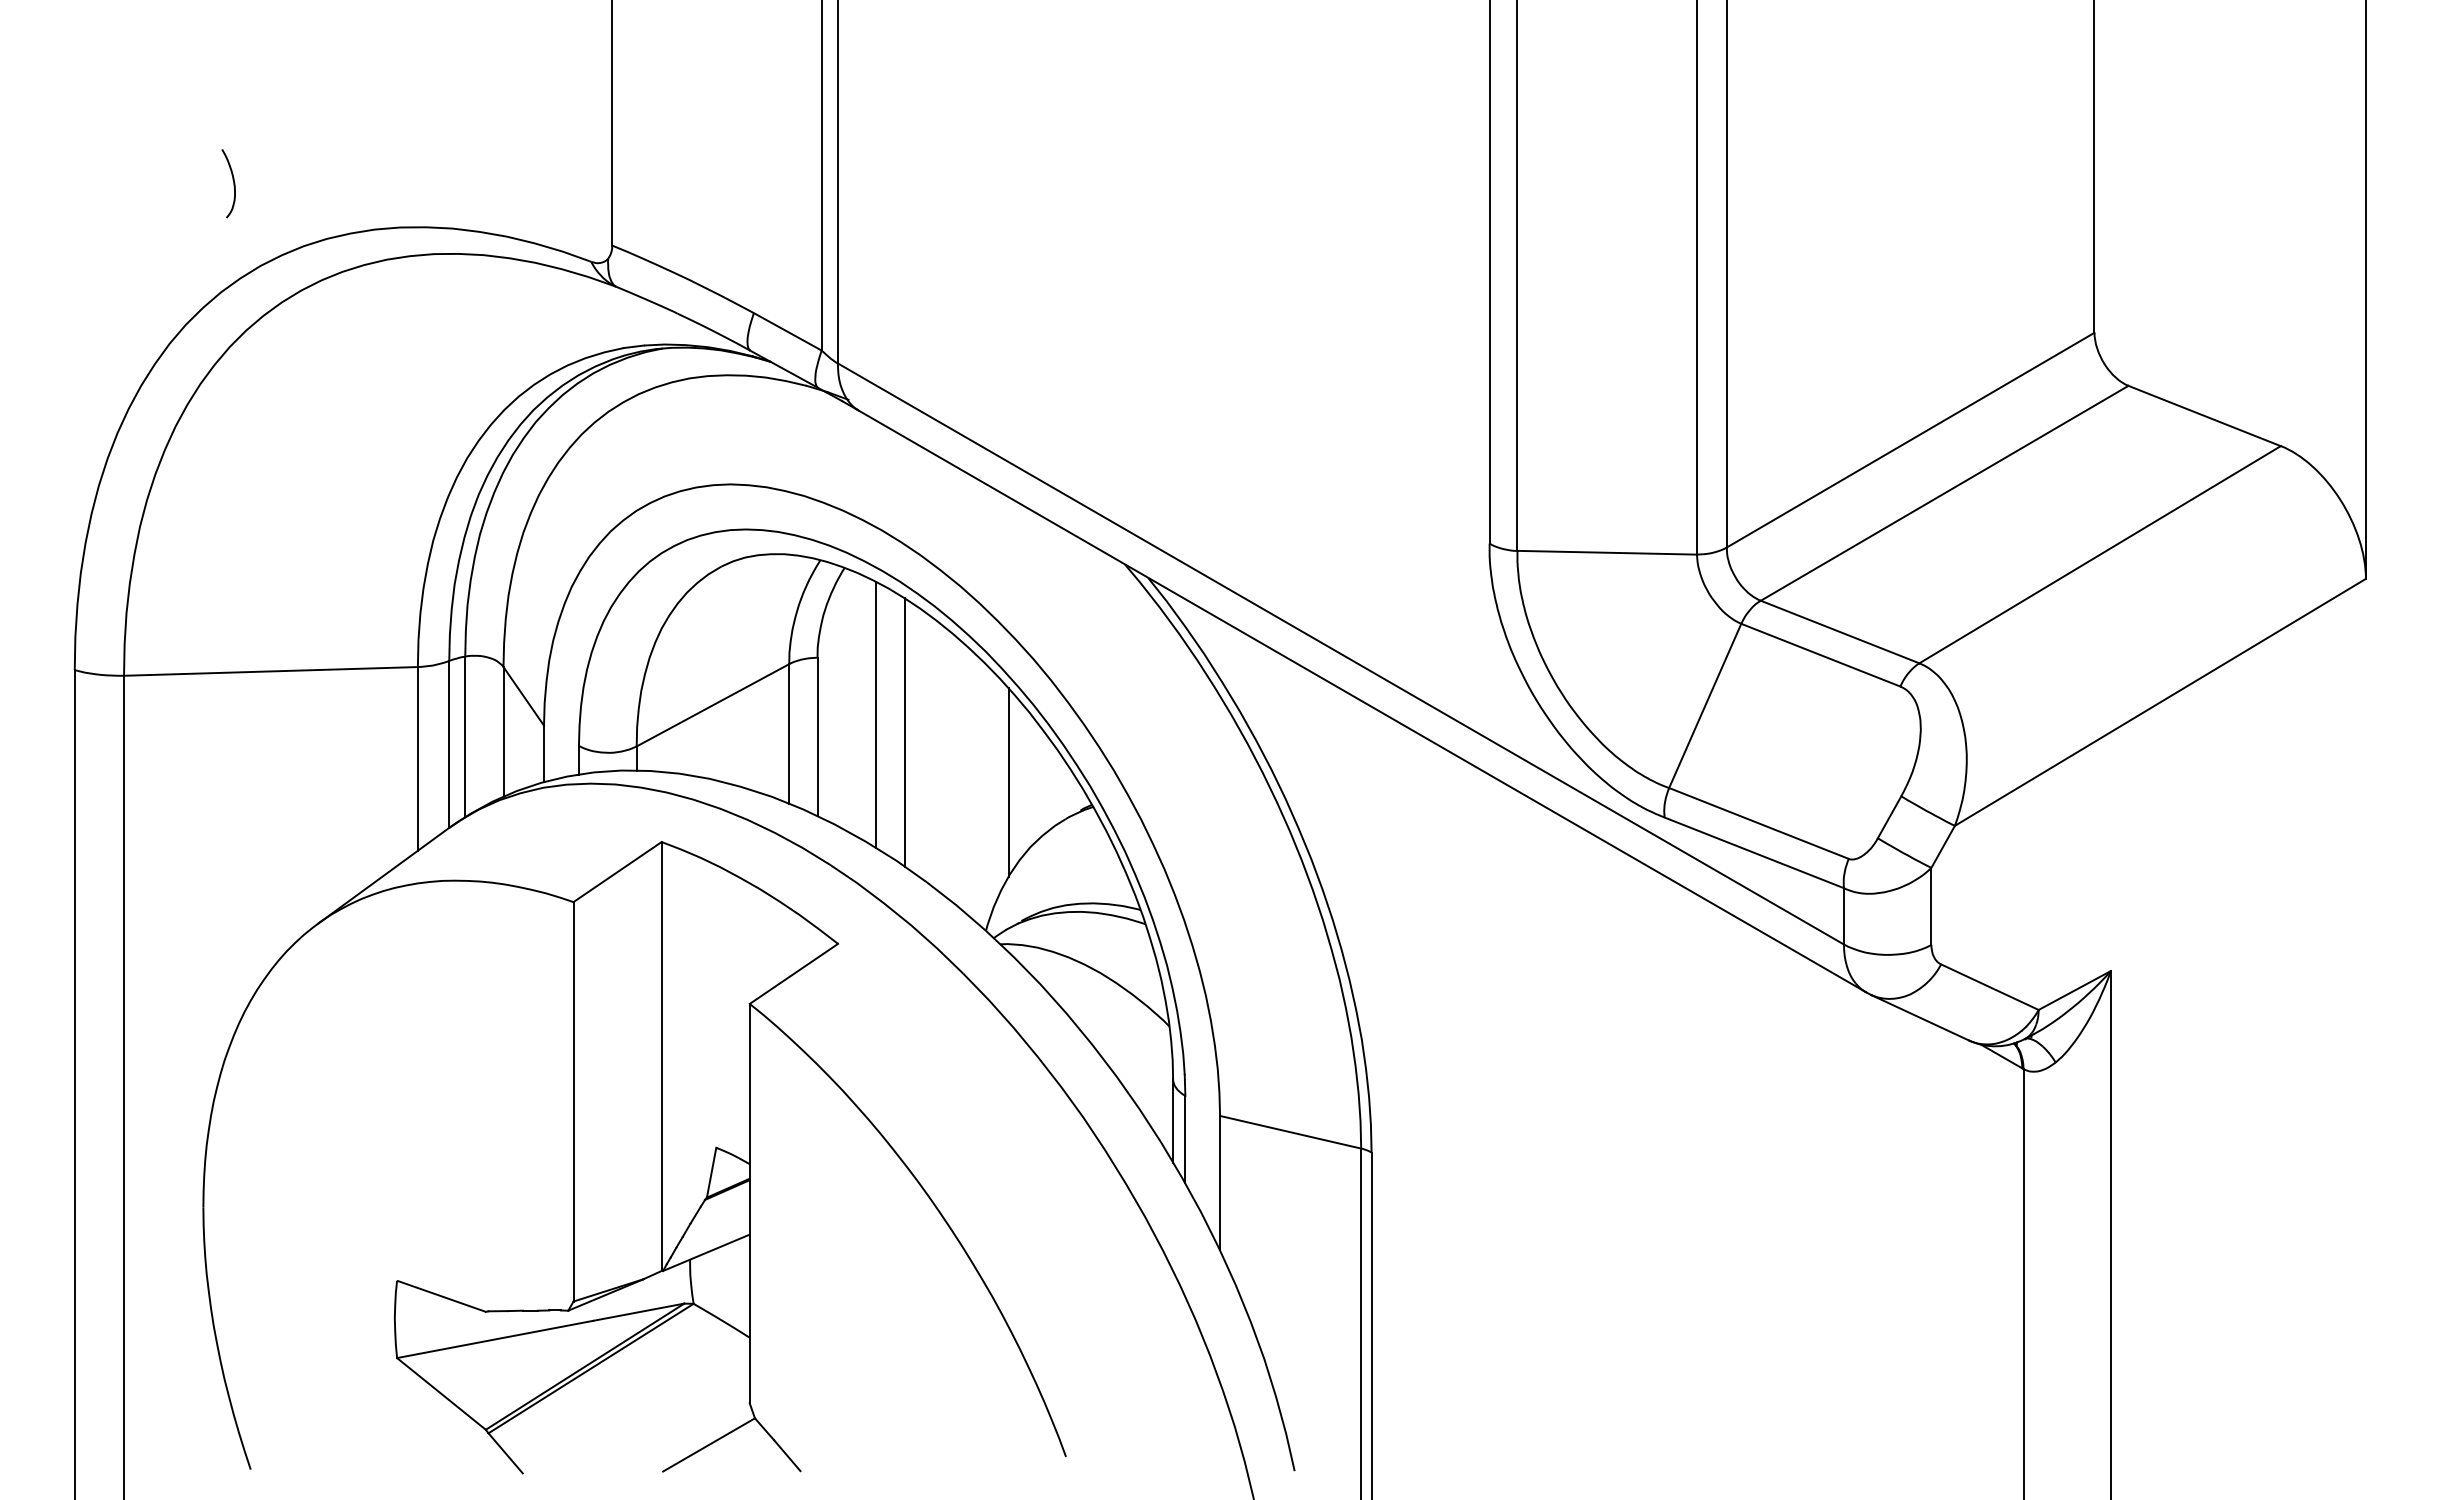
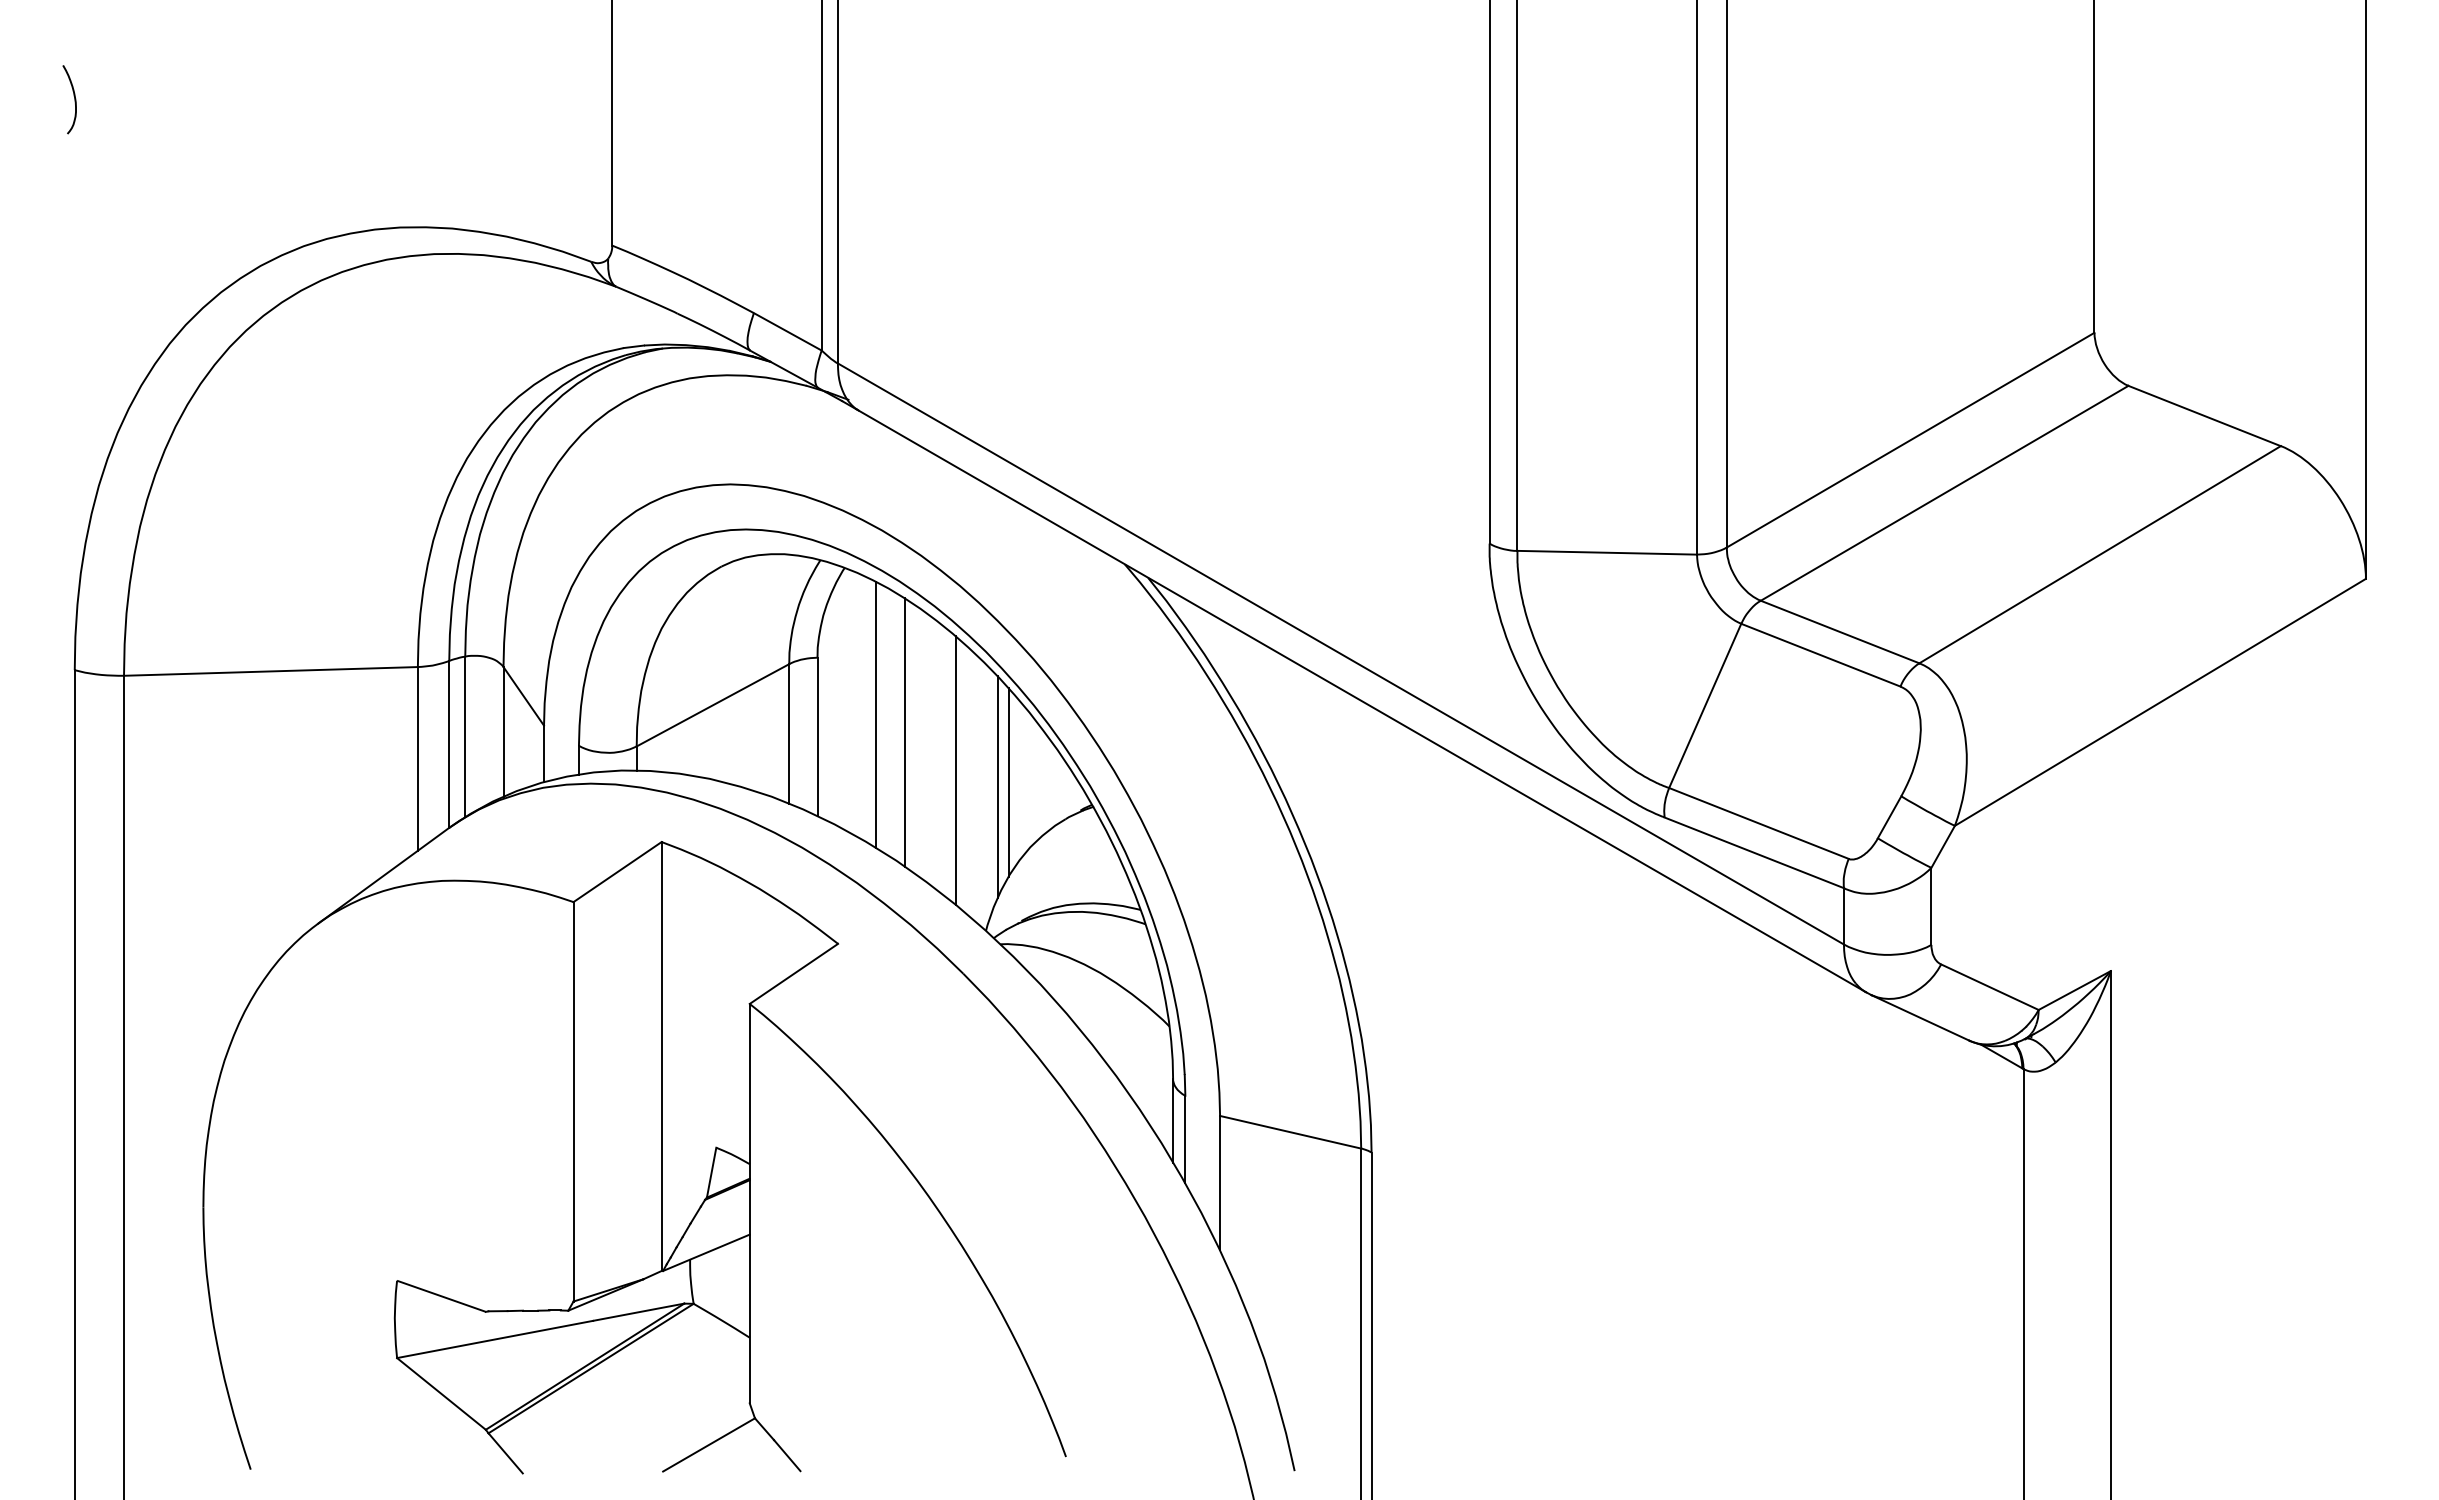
curve position: (232, 180) -> (73, 96) (73, 96)
line: none -> present (955, 770)
line: none -> present (997, 787)
